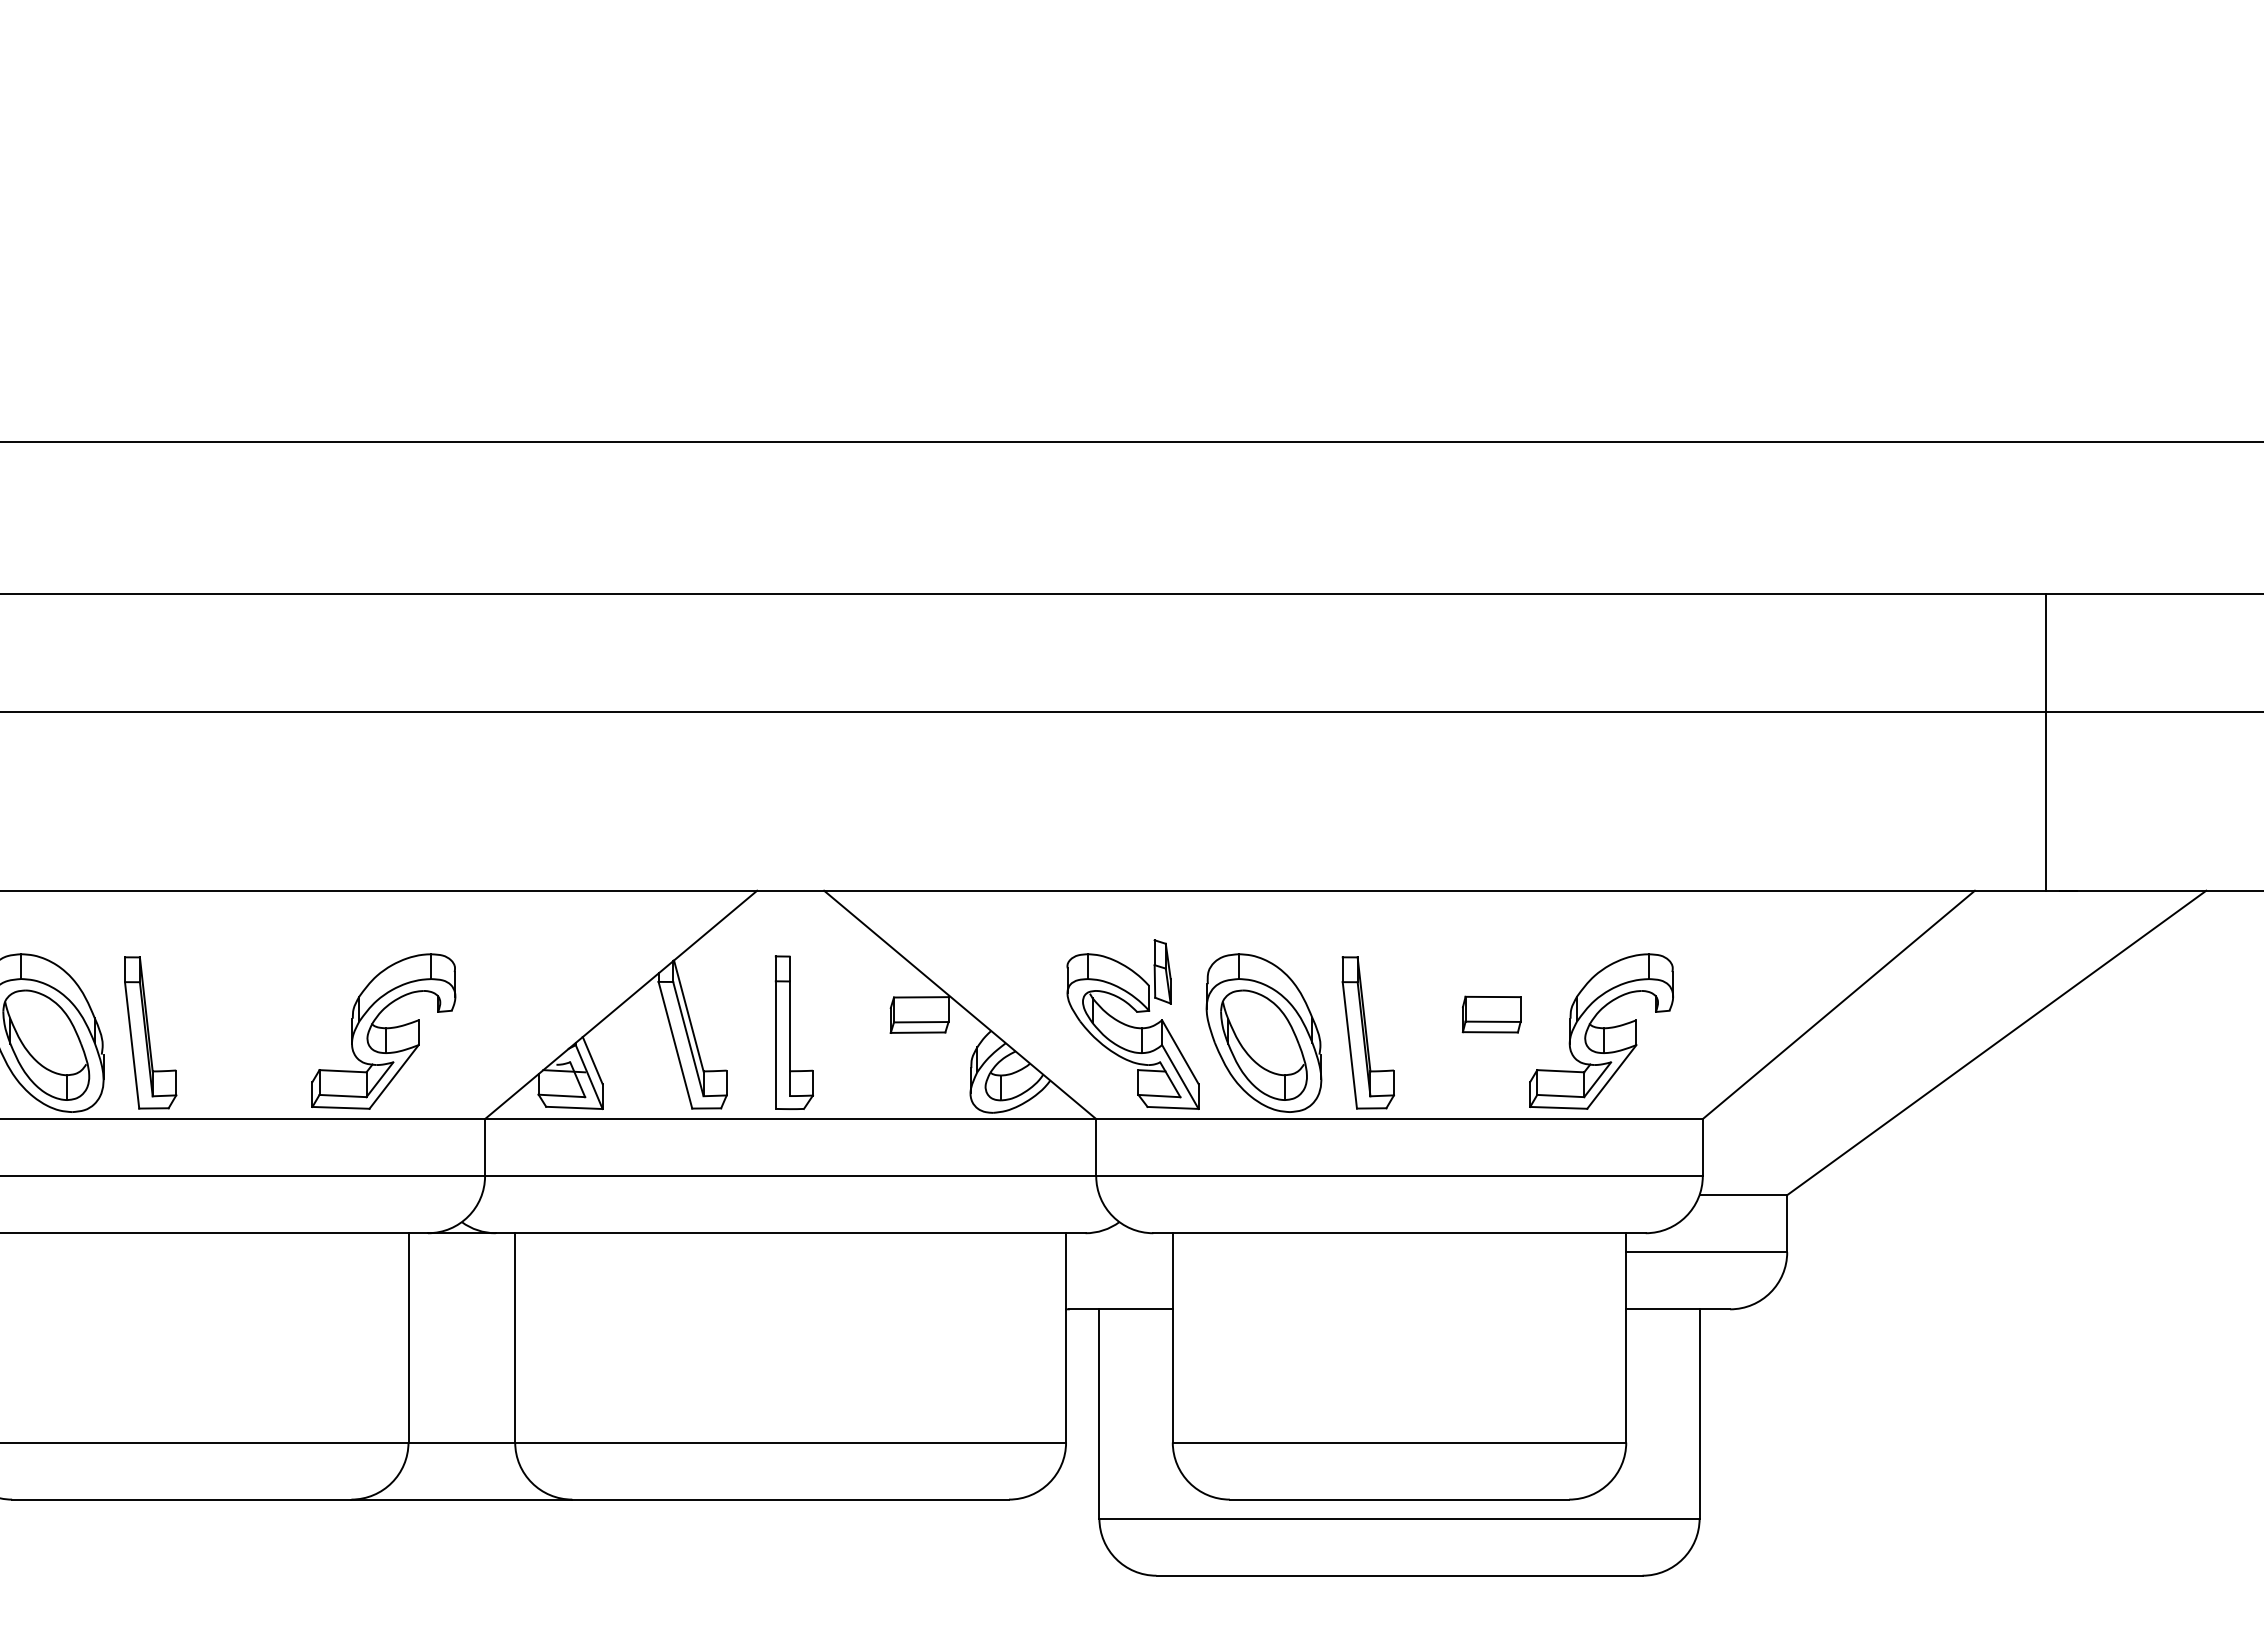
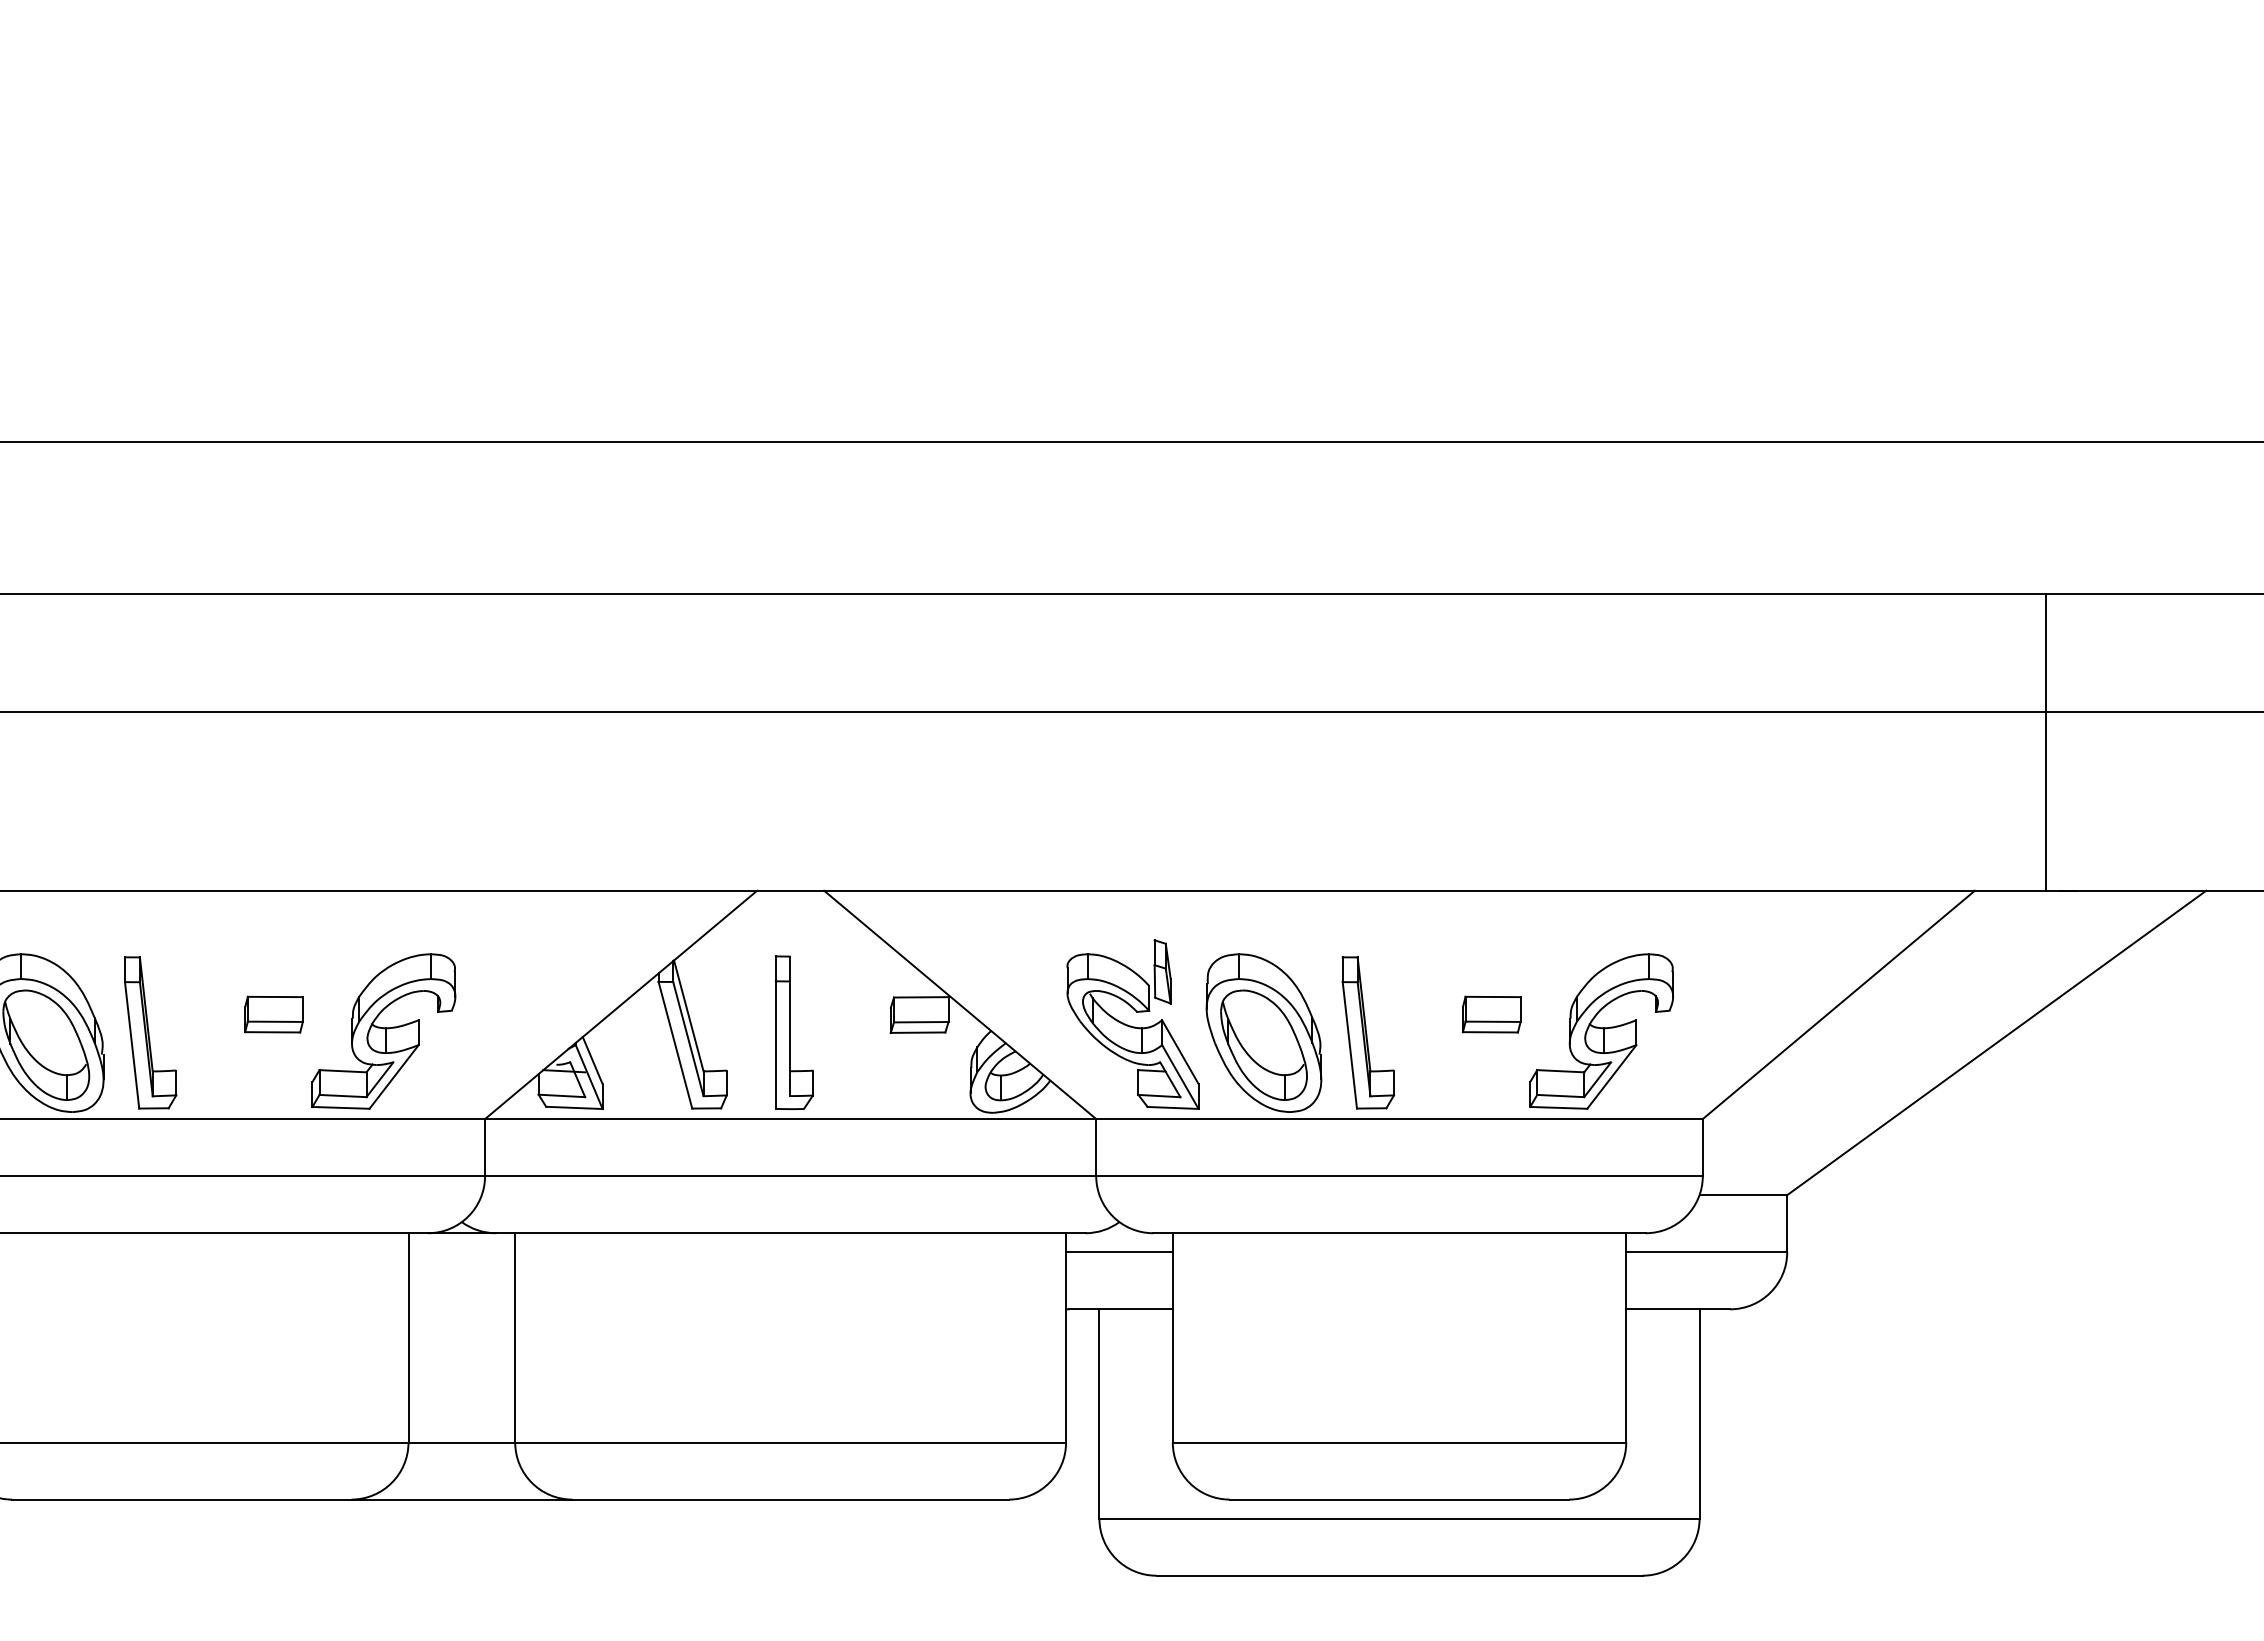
part: none -> present (273, 1014)
line: none -> present (1119, 1252)
